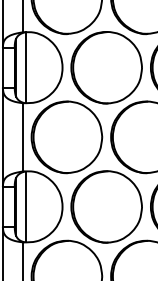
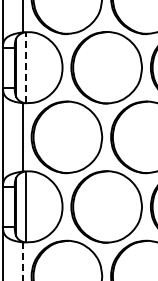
line: solid -> dashed (25, 67)
line: solid -> dashed (22, 262)
